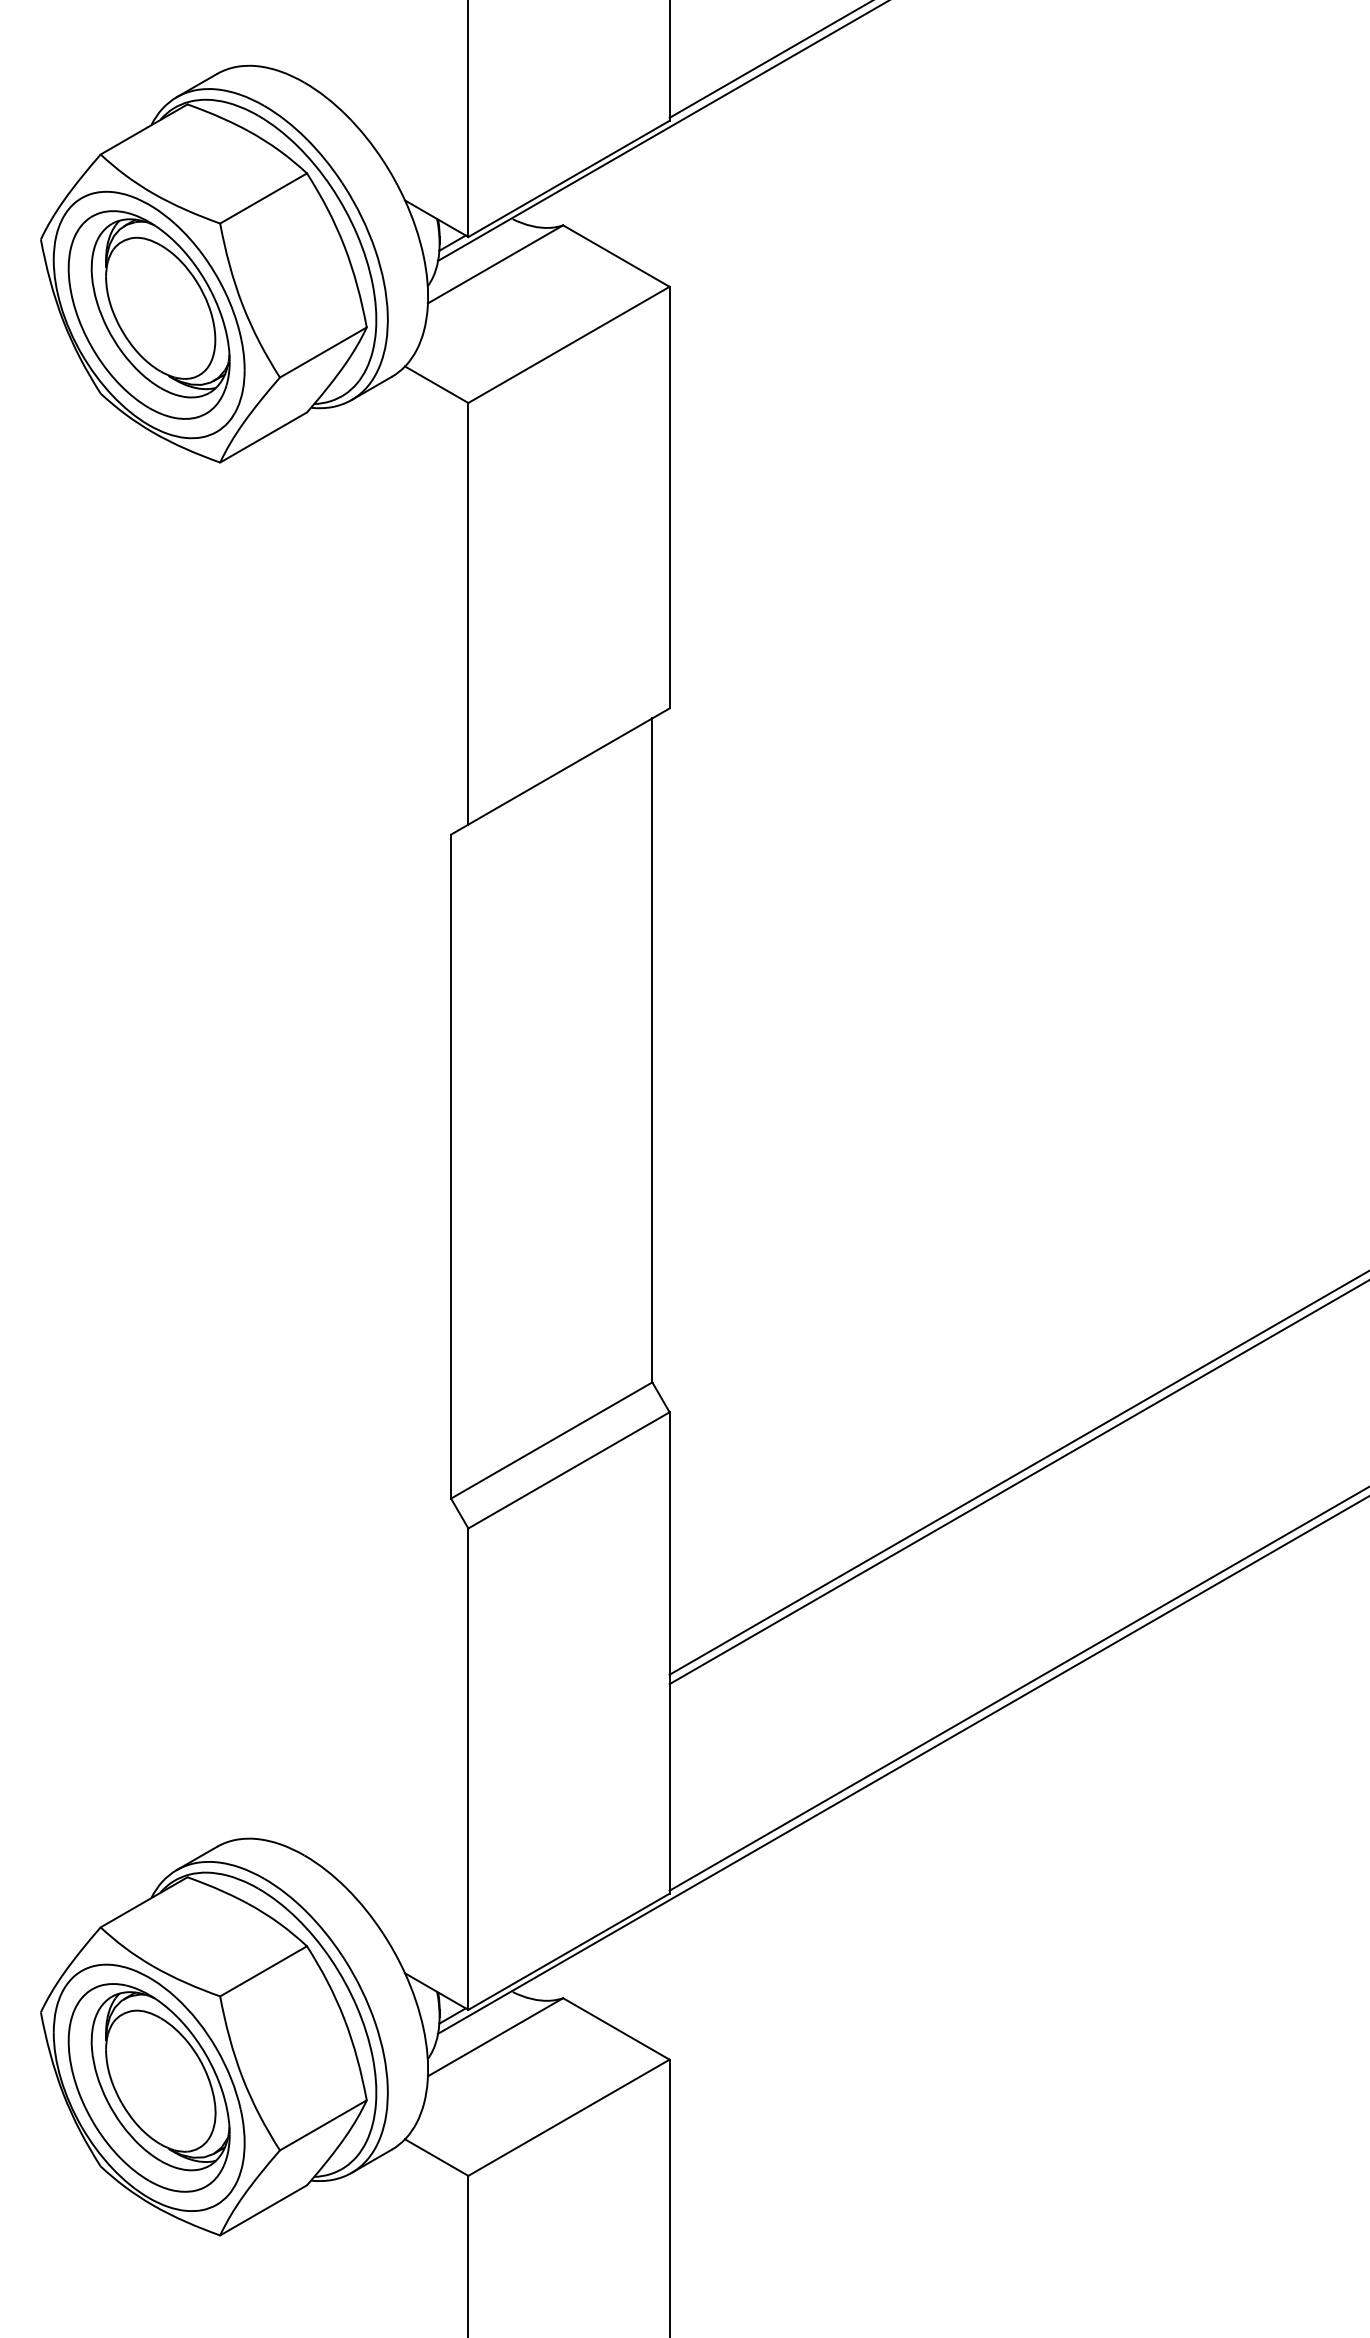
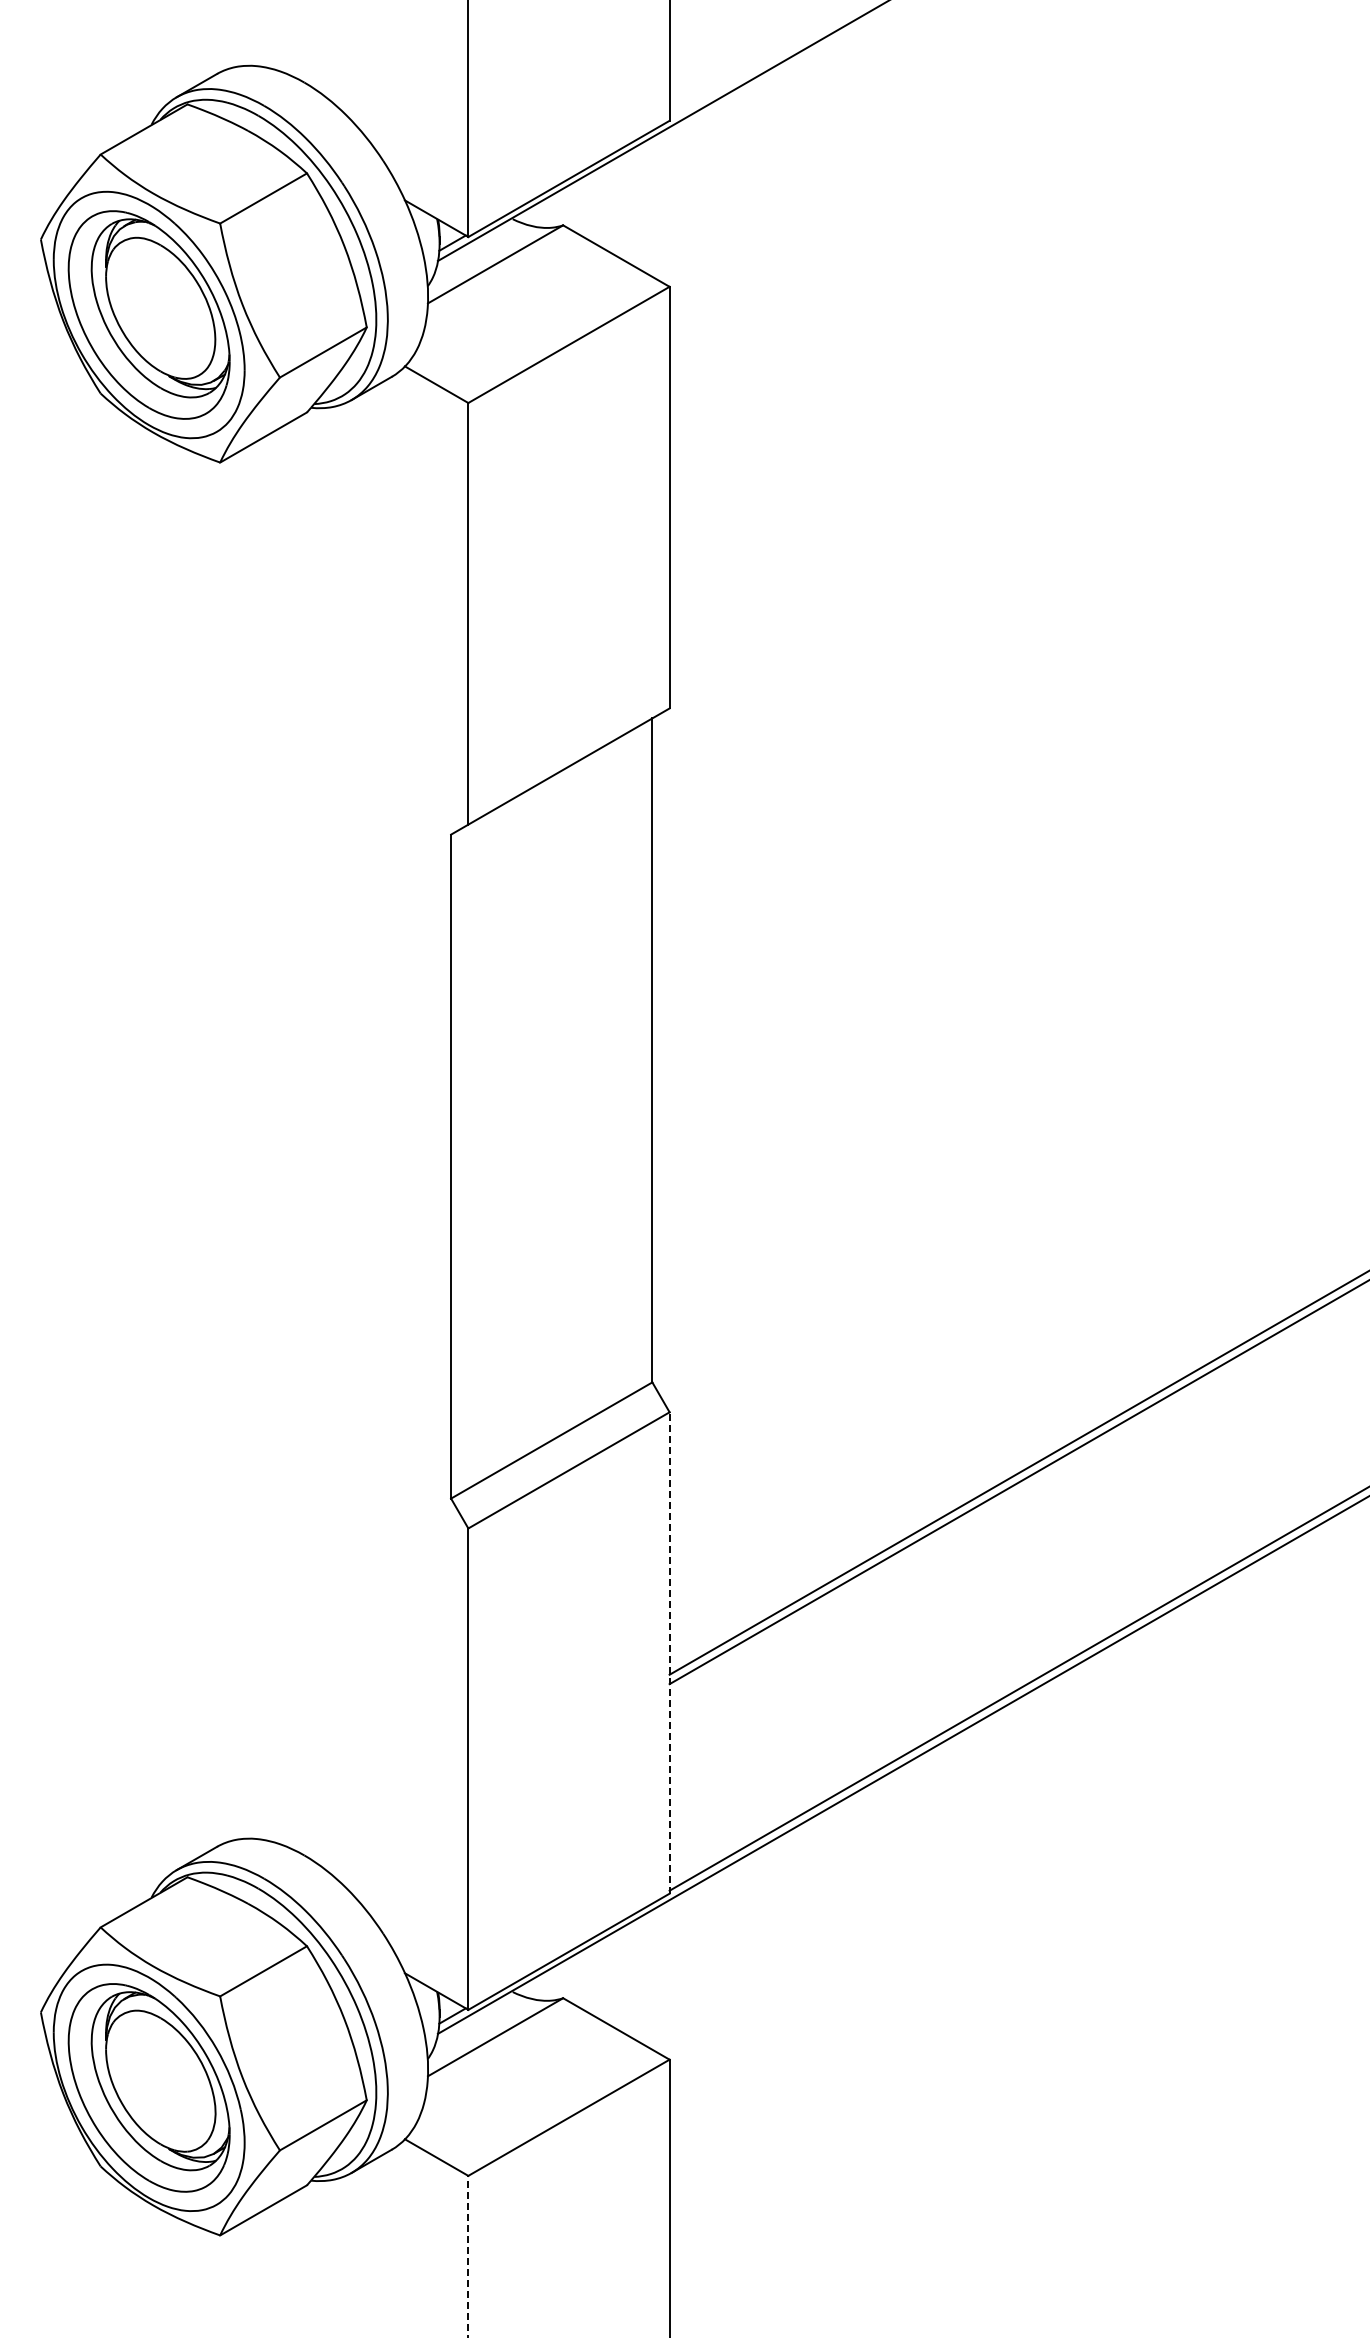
line: present -> none (769, 59)
line: solid -> dashed (669, 1652)
line: solid -> dashed (468, 2256)
